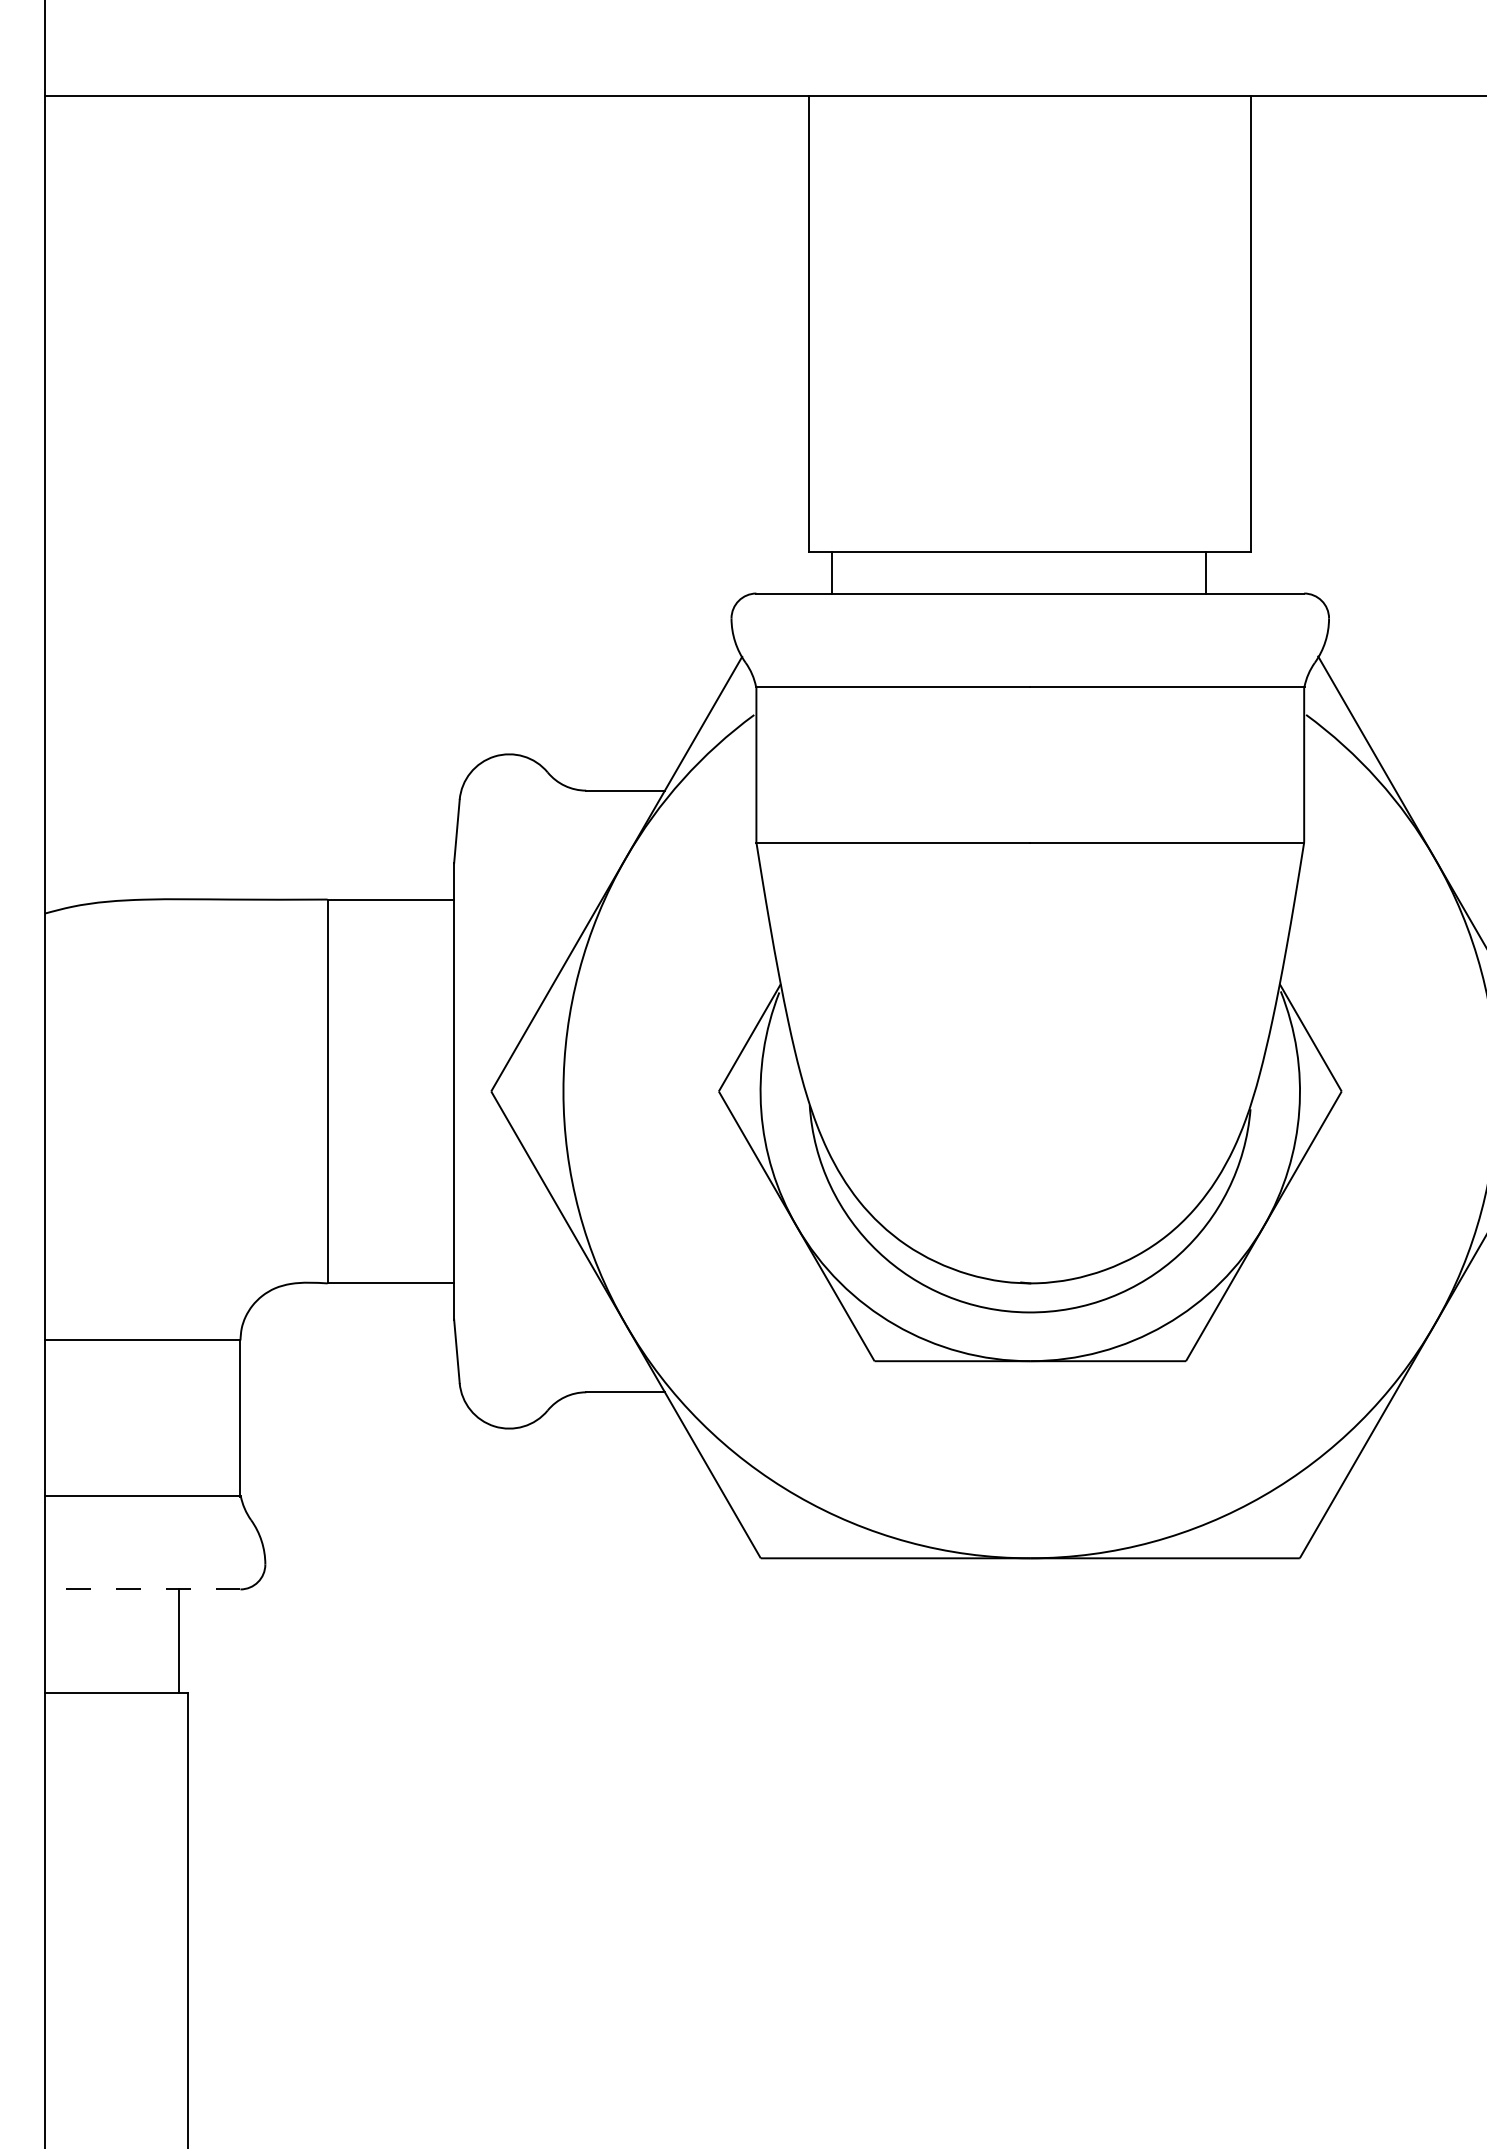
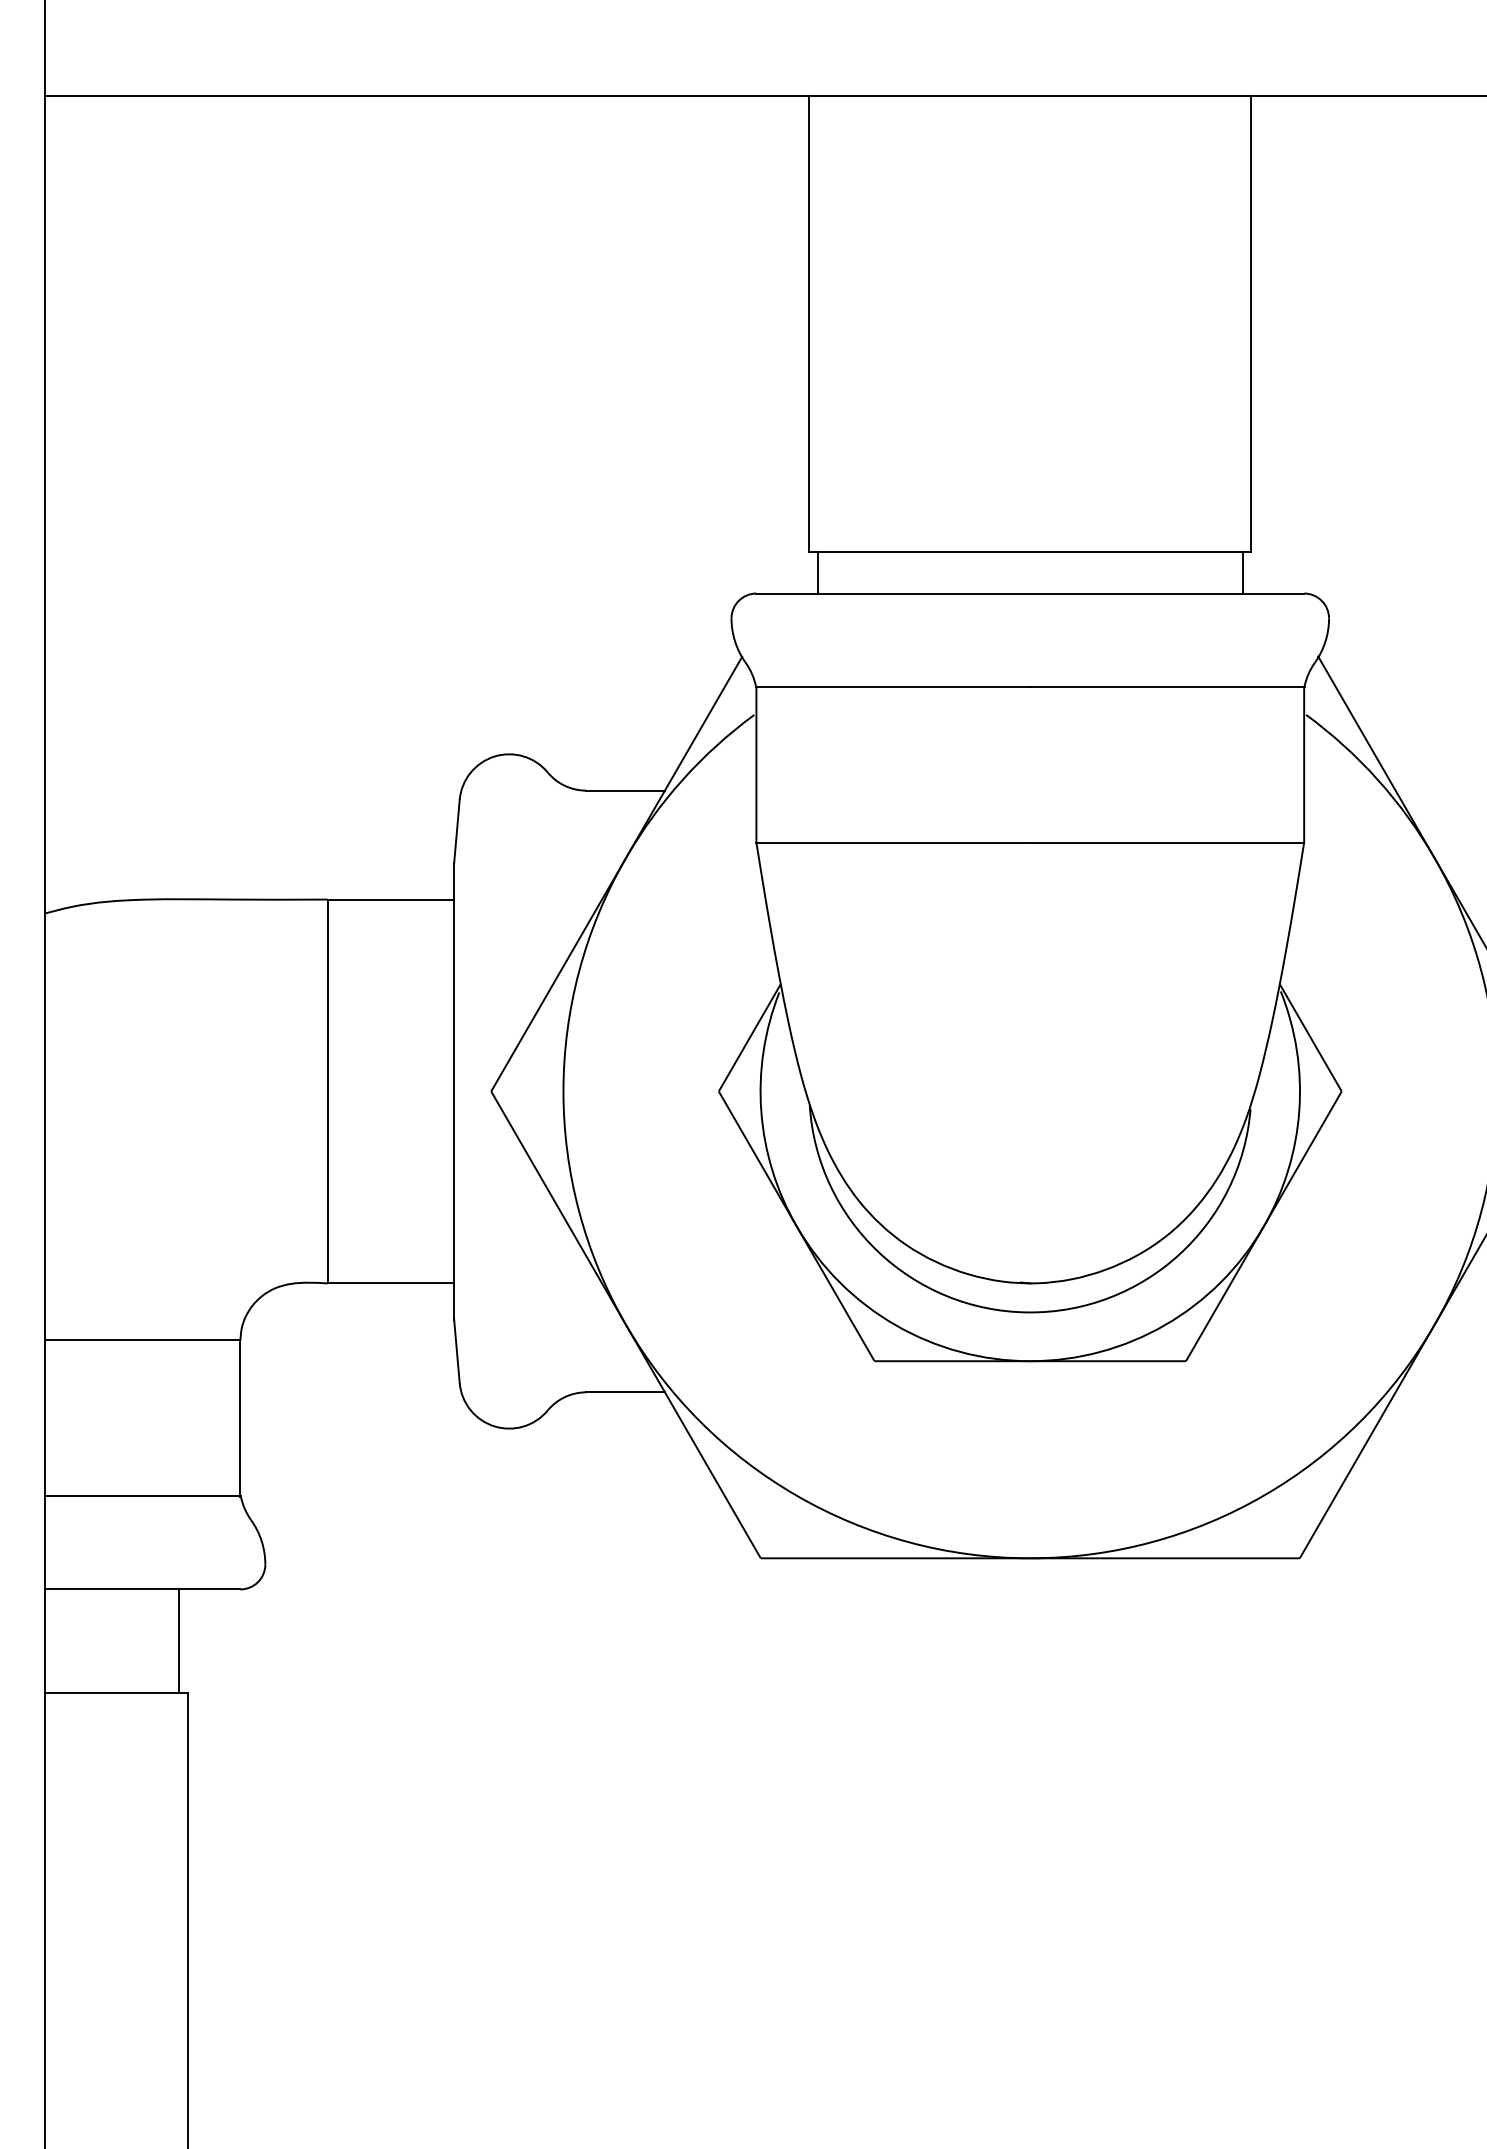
line position: (831, 572) -> (817, 572) (817, 572)
line position: (1205, 572) -> (1242, 572) (1242, 572)
line: dashed -> solid (142, 1589)
